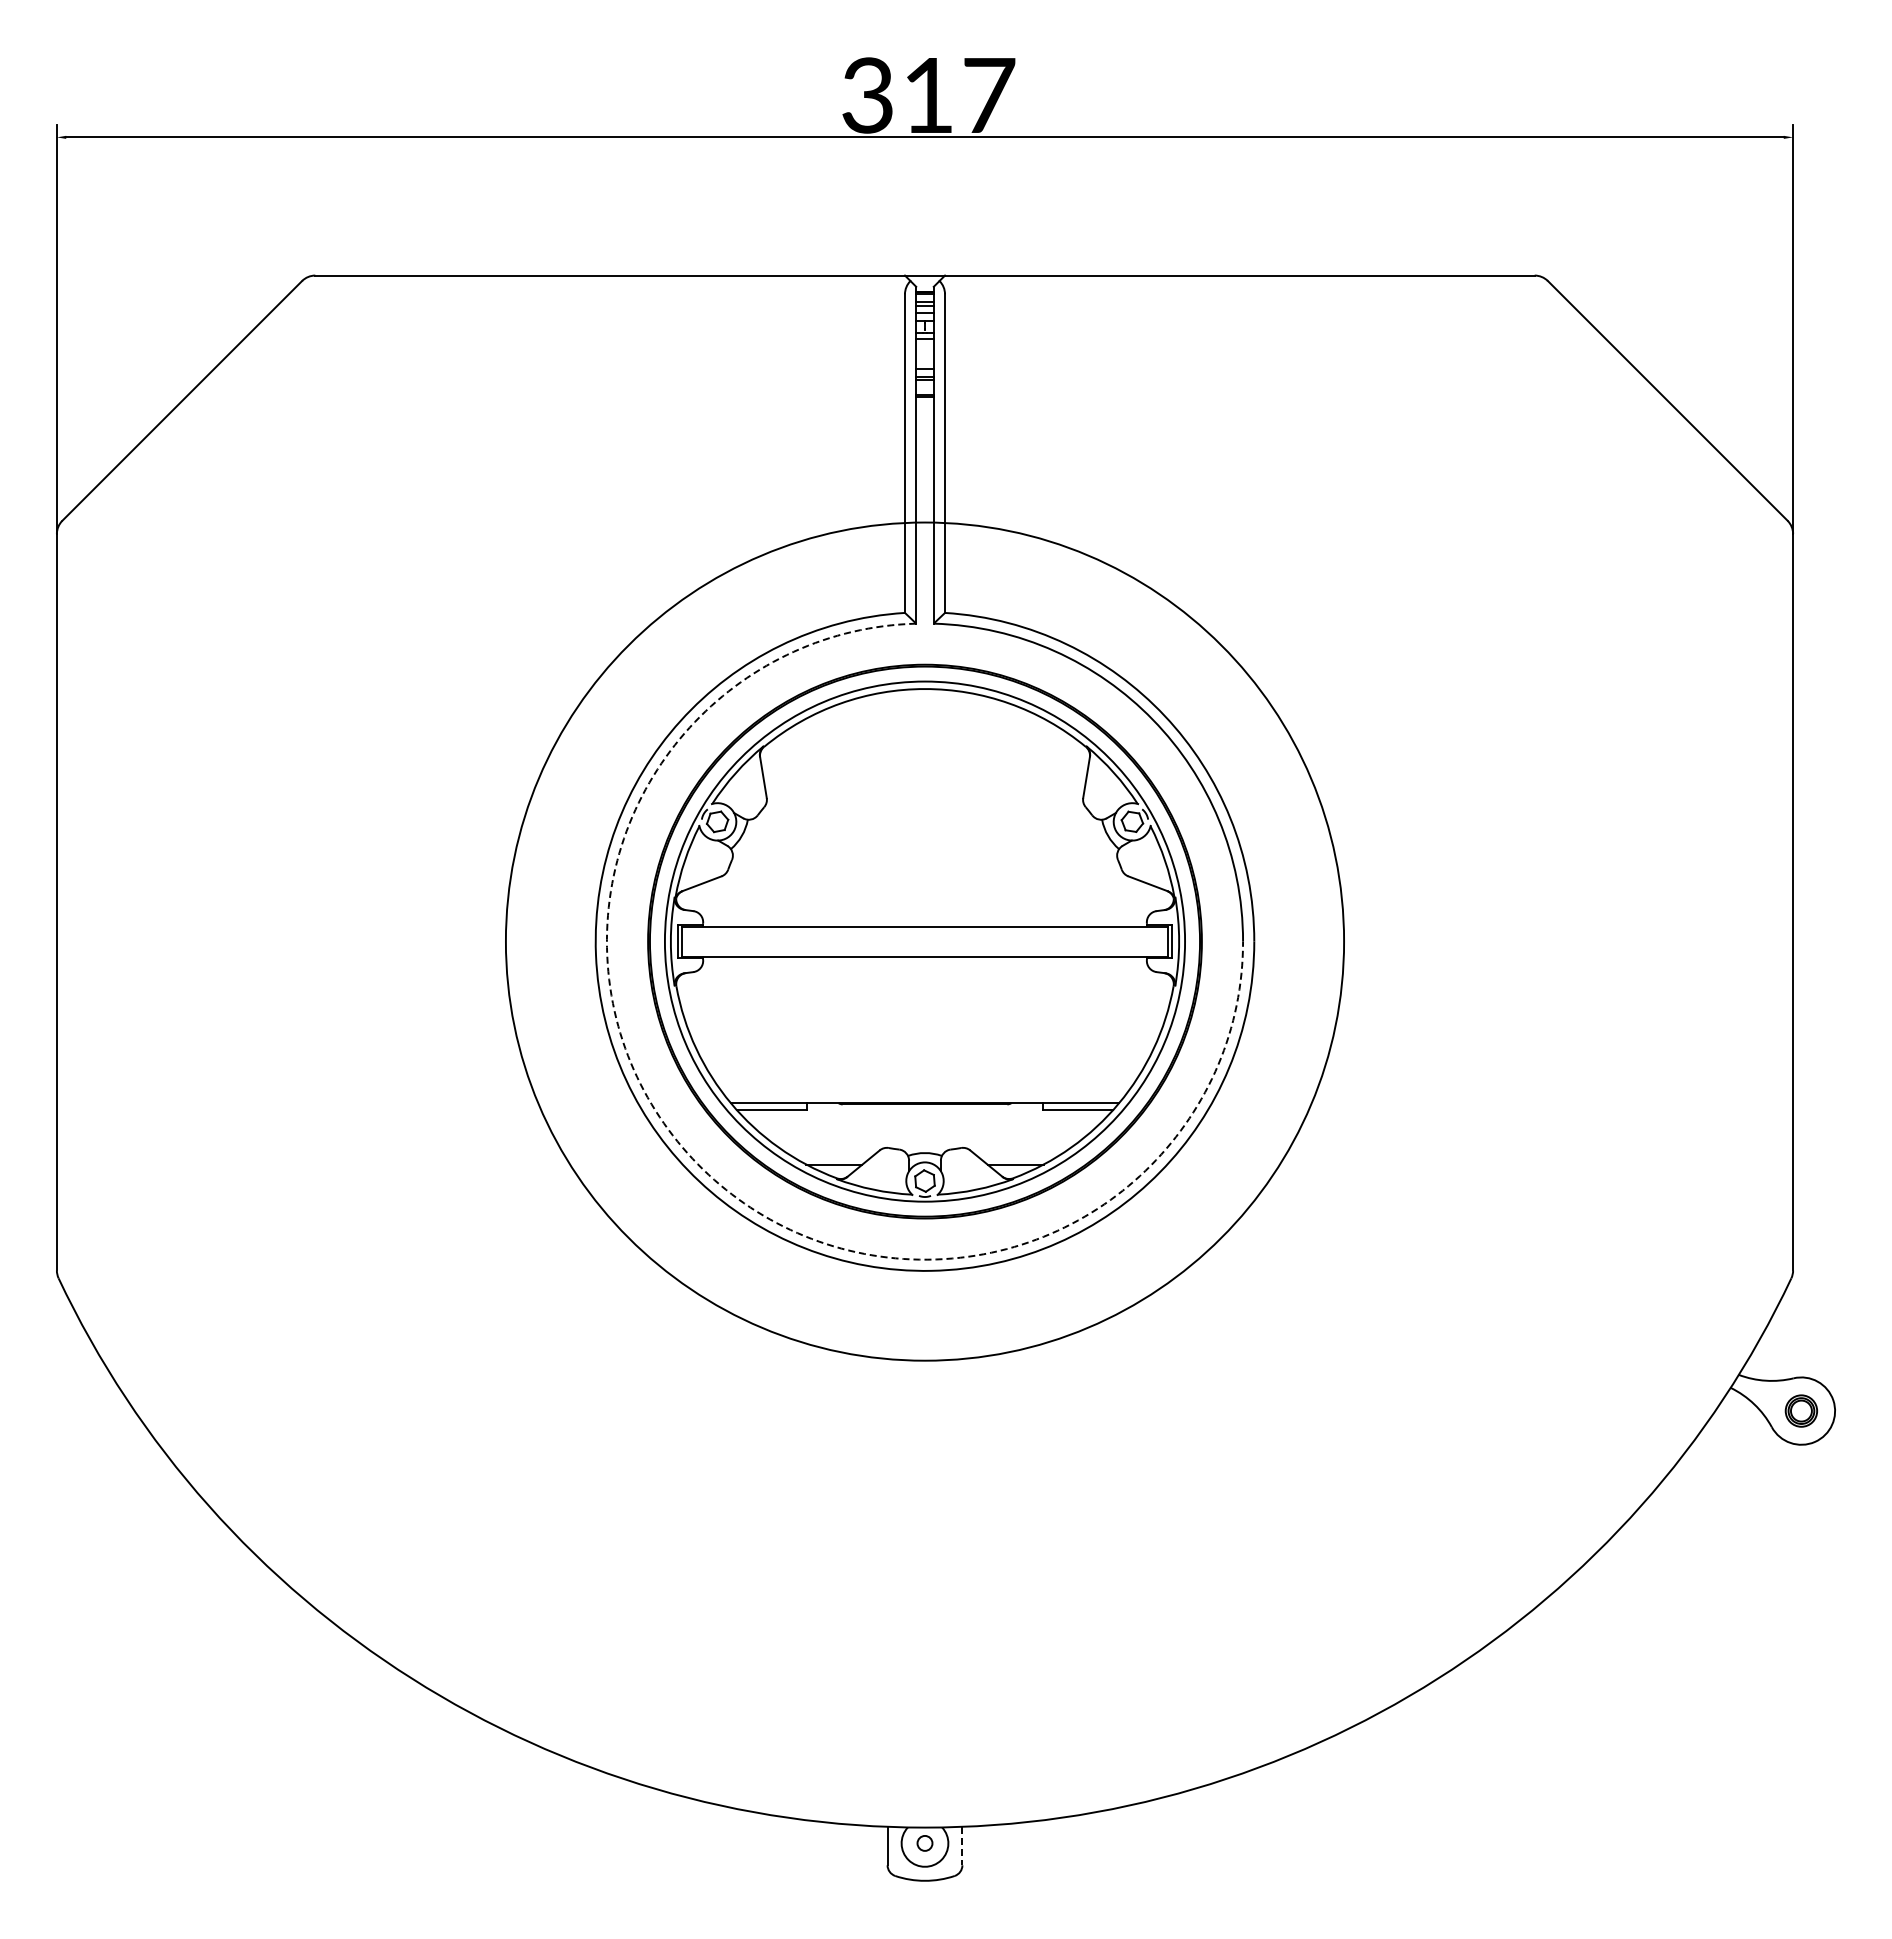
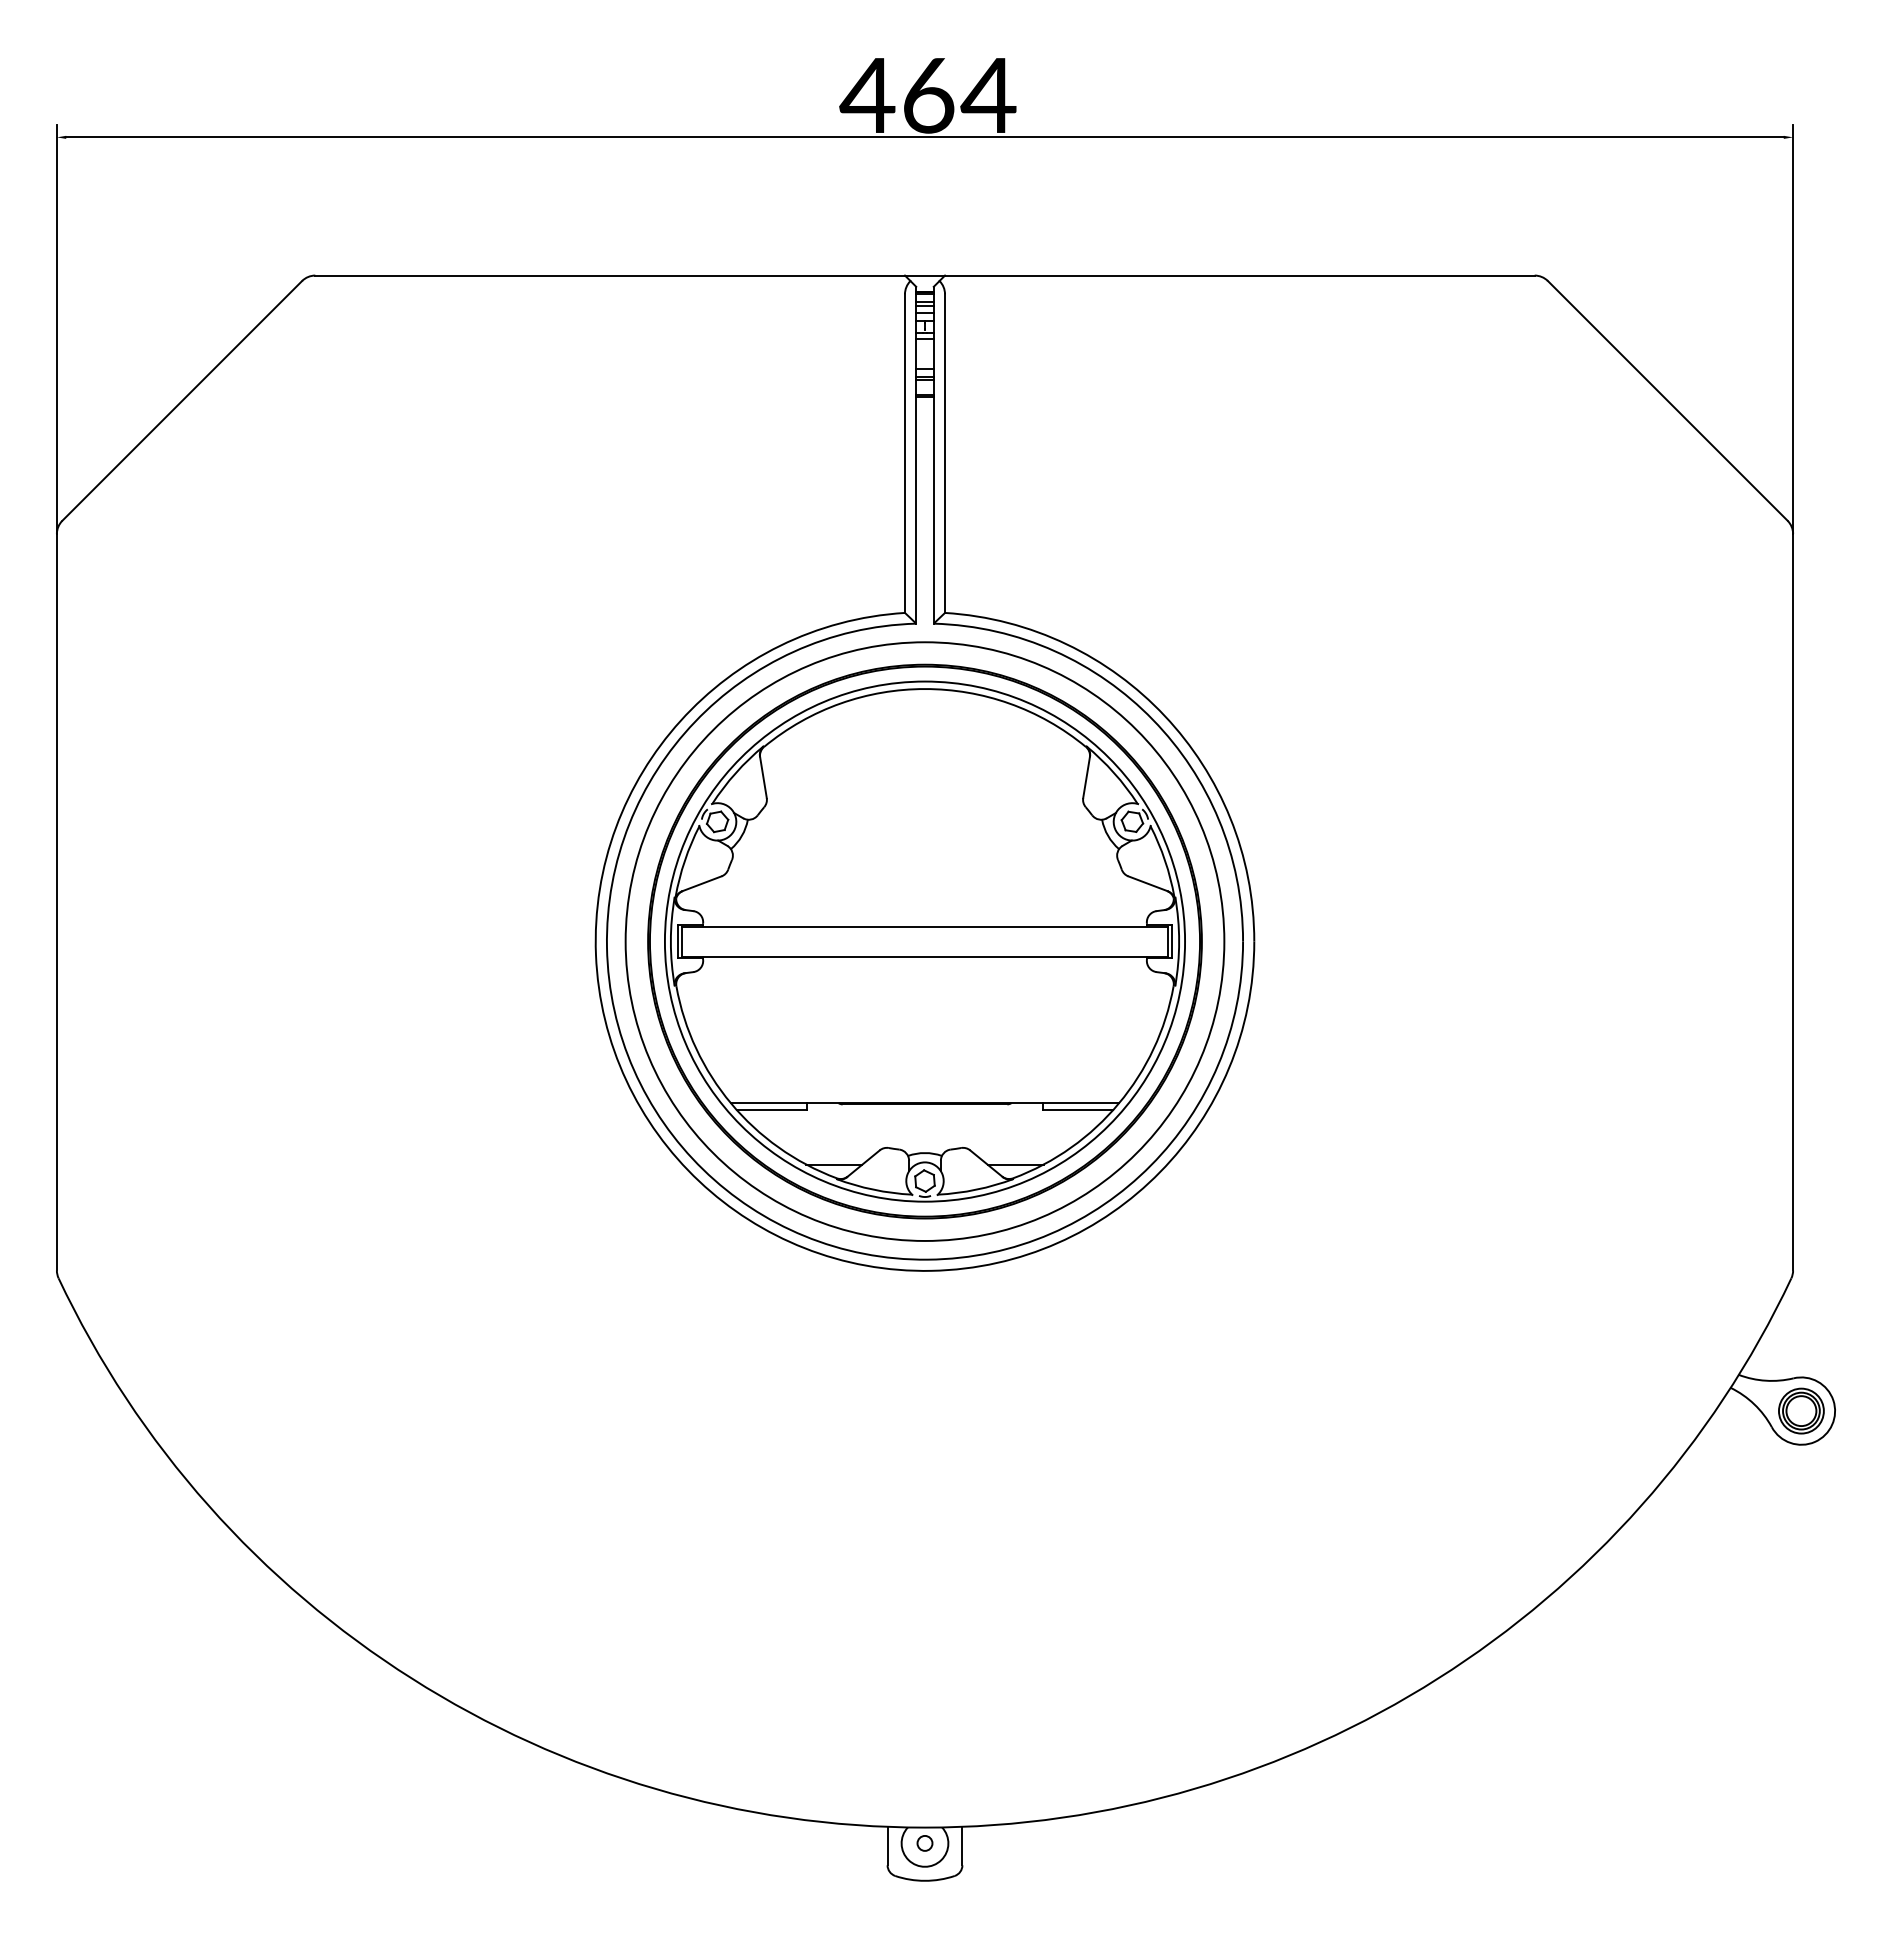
text: 317 -> 464 (927, 95)
circle diameter: 838 px -> 599 px (924, 941)
arc: dashed -> solid (703, 1169)
part size: 34x34 px -> 47x48 px (1801, 1410)
line: dashed -> solid (962, 1846)
